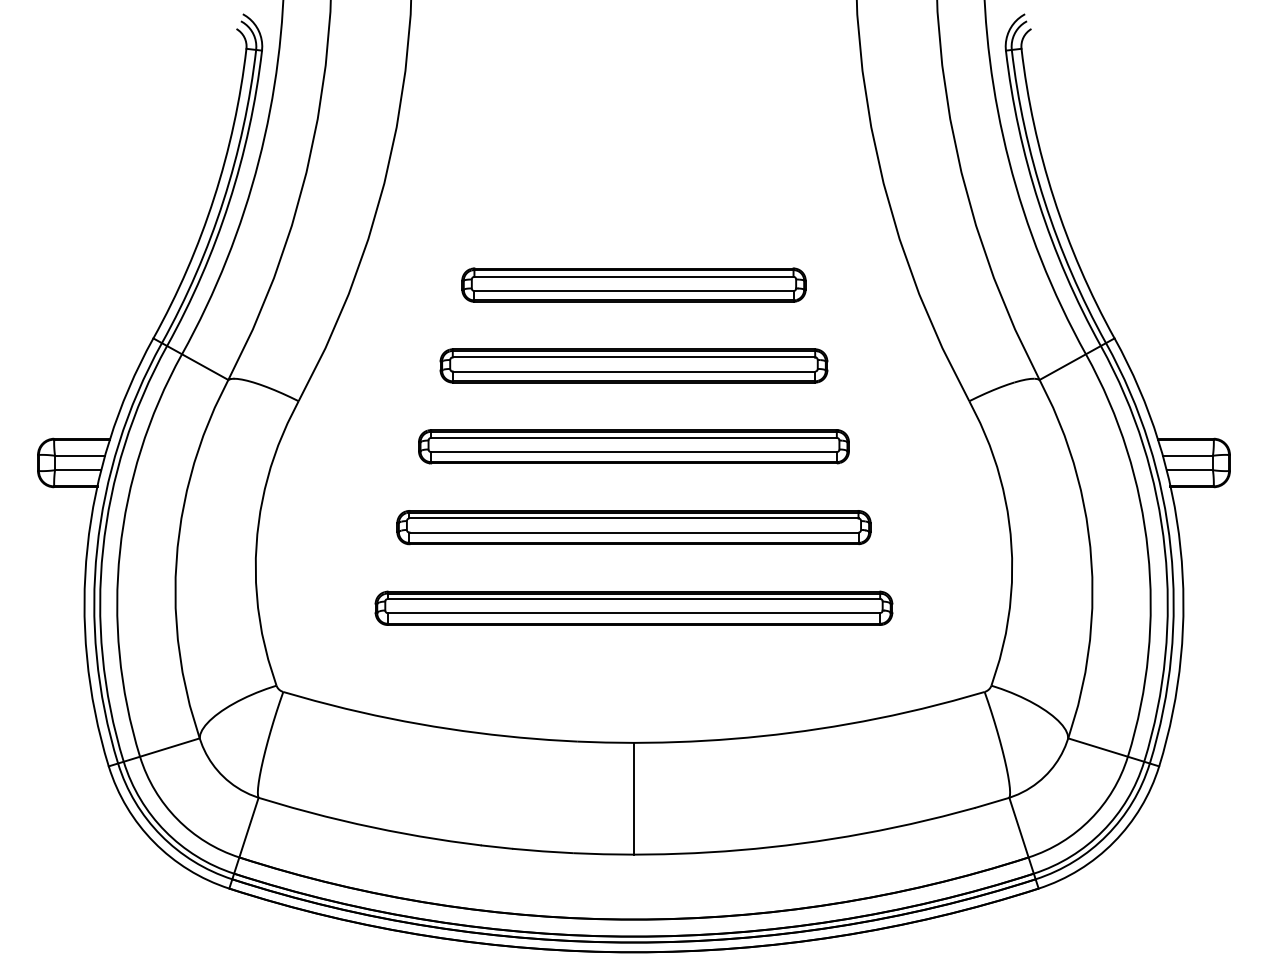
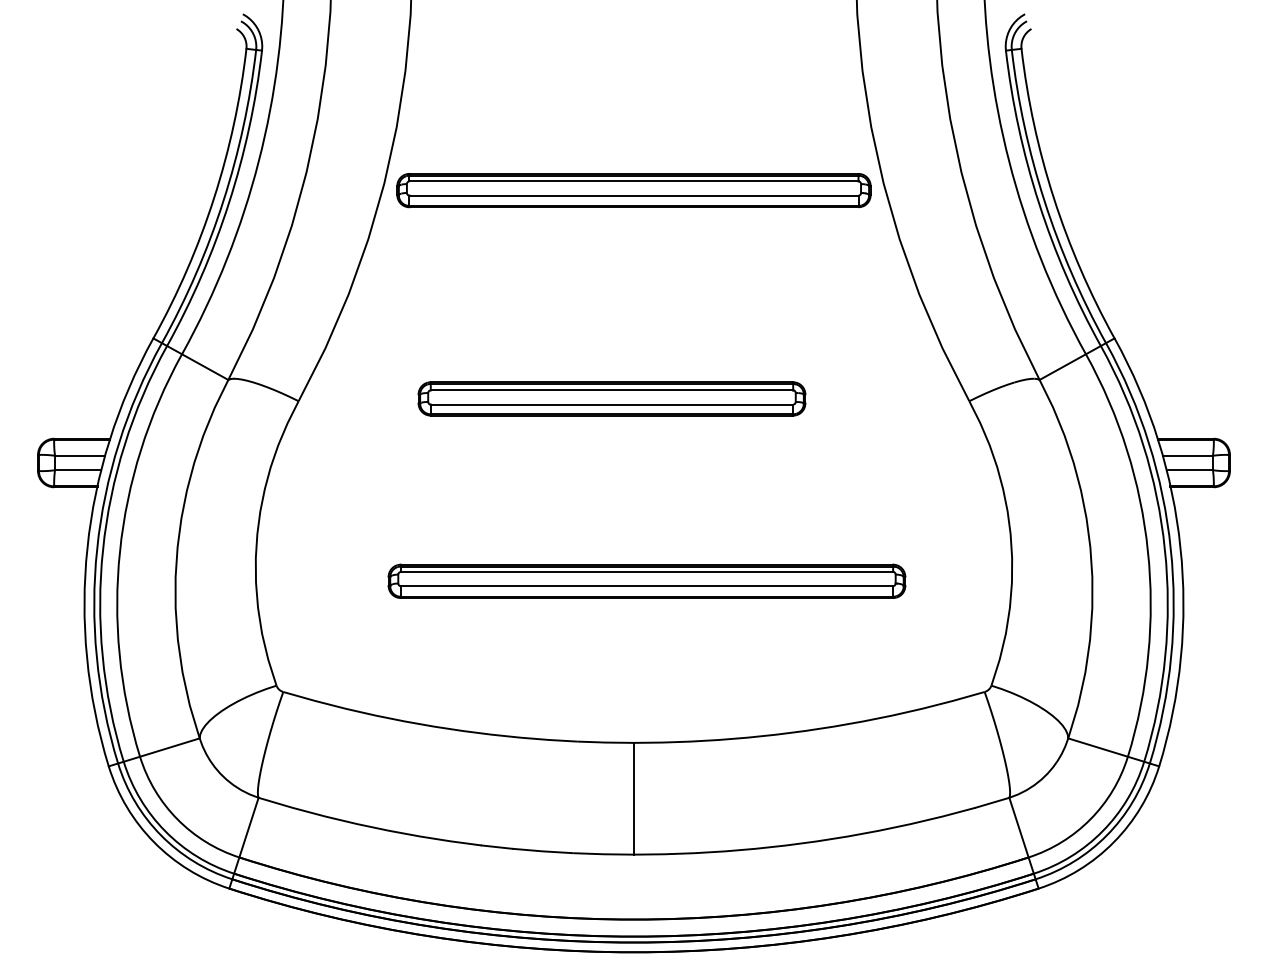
part: present -> none (633, 284)
part position: (633, 365) -> (611, 398) (611, 398)
part: present -> none (633, 446)
part position: (633, 527) -> (633, 190) (633, 190)
part position: (633, 607) -> (646, 580) (646, 580)
